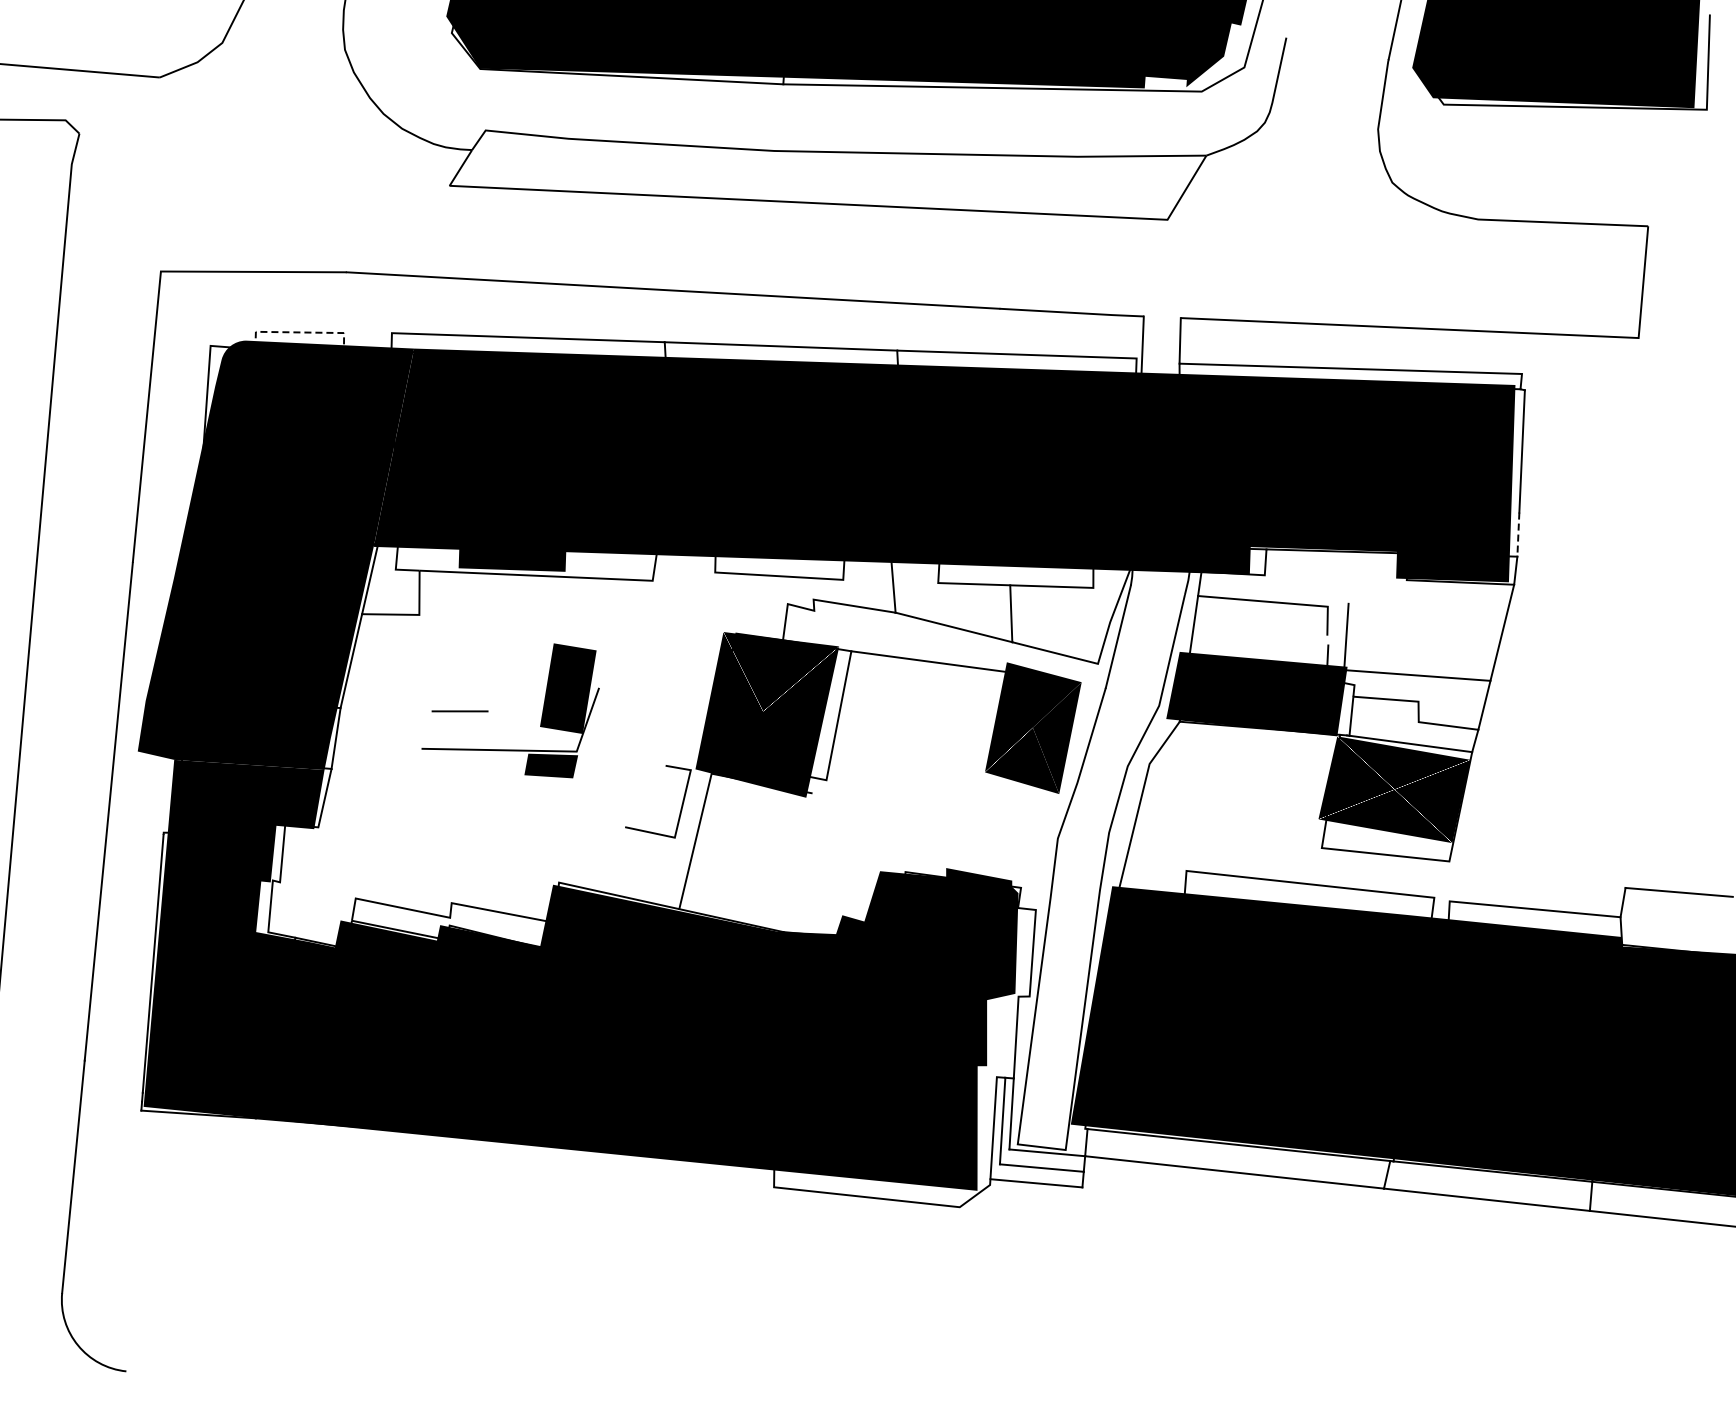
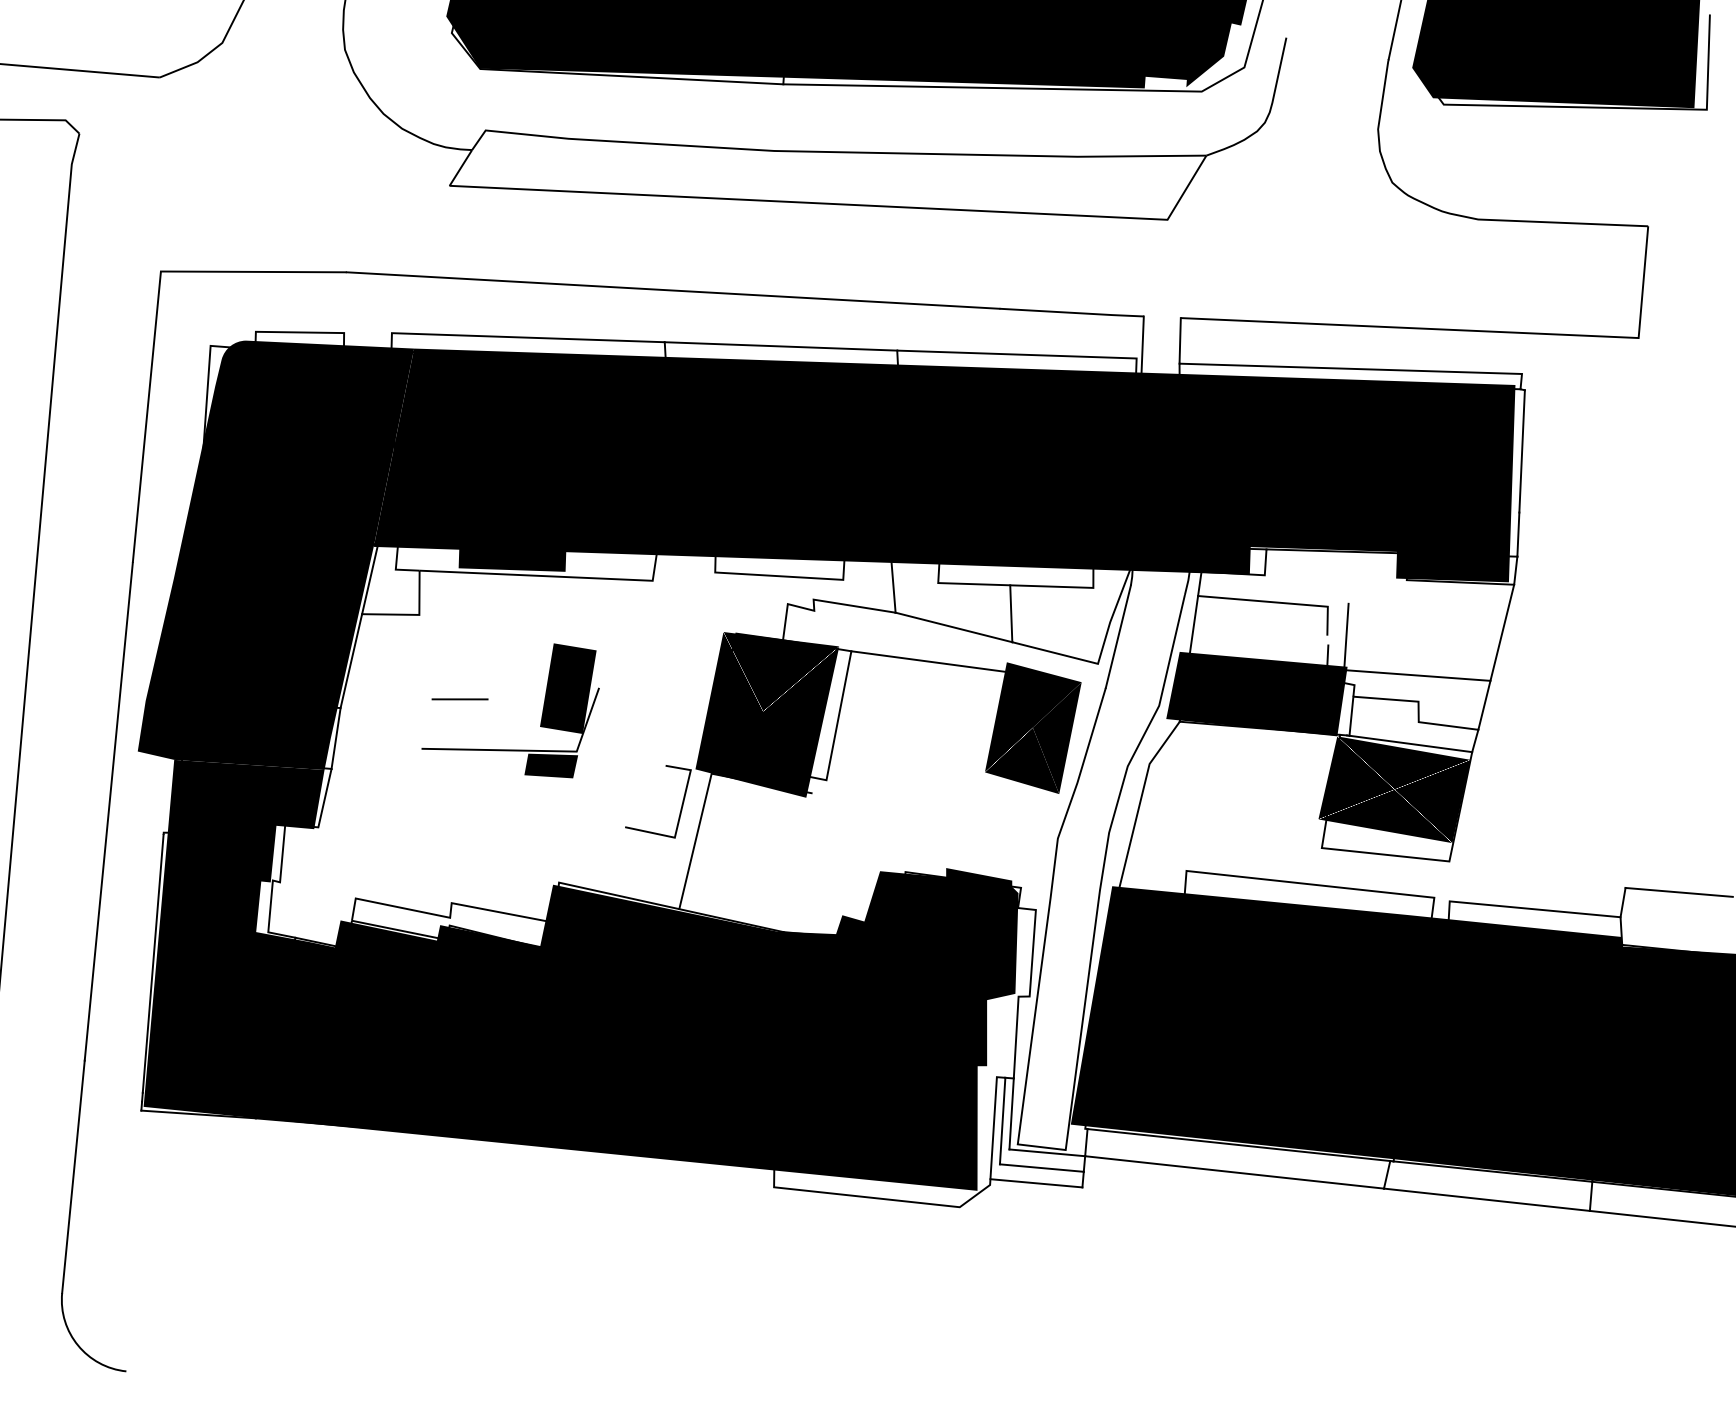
line: dashed -> solid (300, 332)
line: dashed -> solid (1518, 535)
line position: (459, 711) -> (459, 699) (459, 699)
